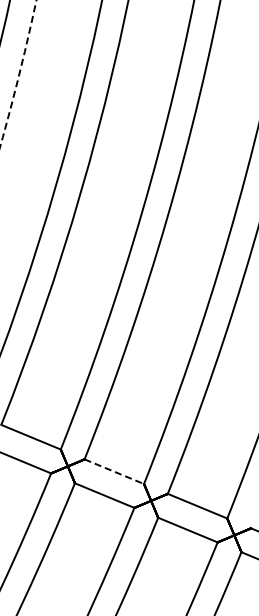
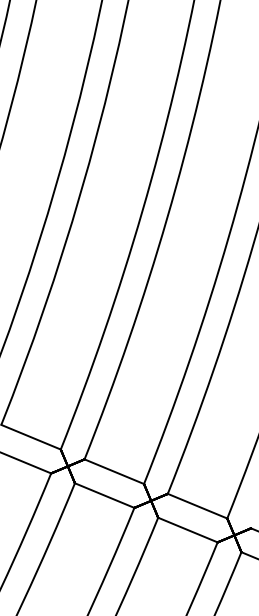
arc: dashed -> solid (19, 74)
line: dashed -> solid (114, 471)
